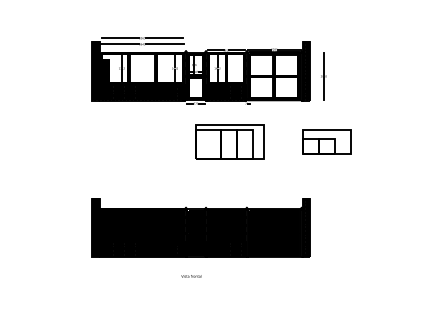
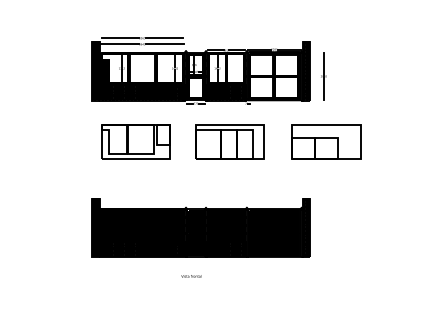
part: none -> present (135, 141)
part size: 50x26 px -> 71x36 px (326, 141)
